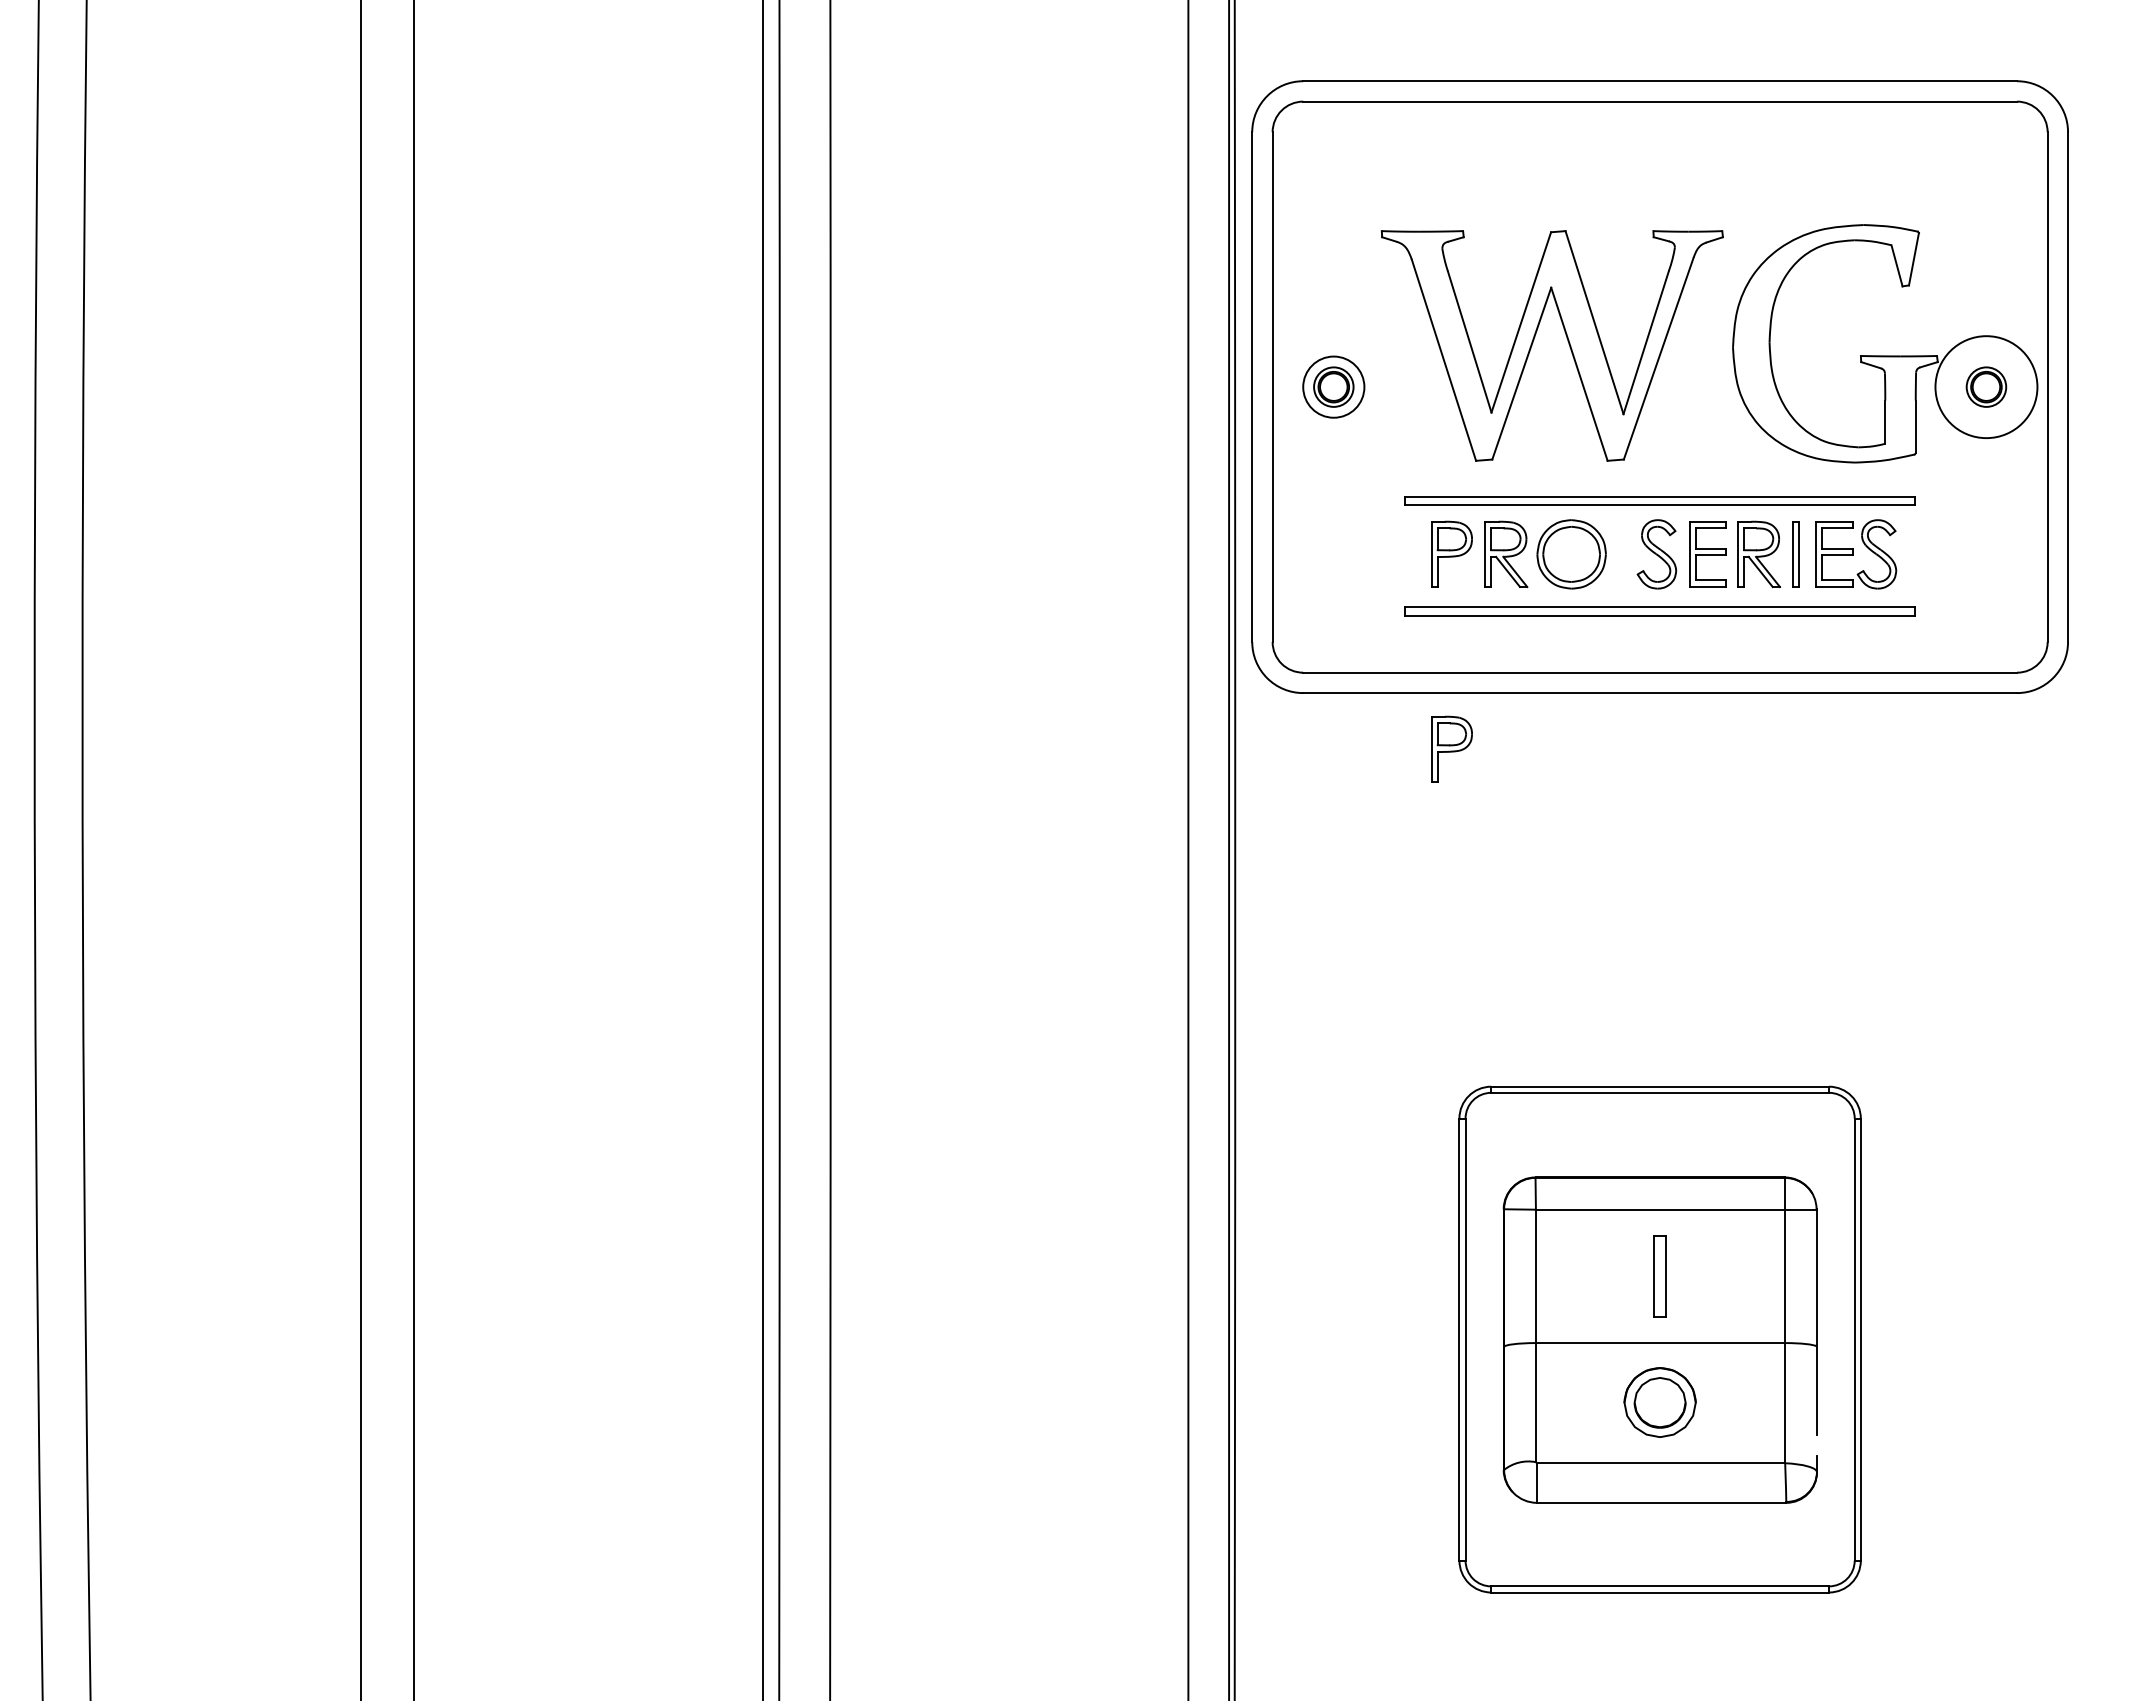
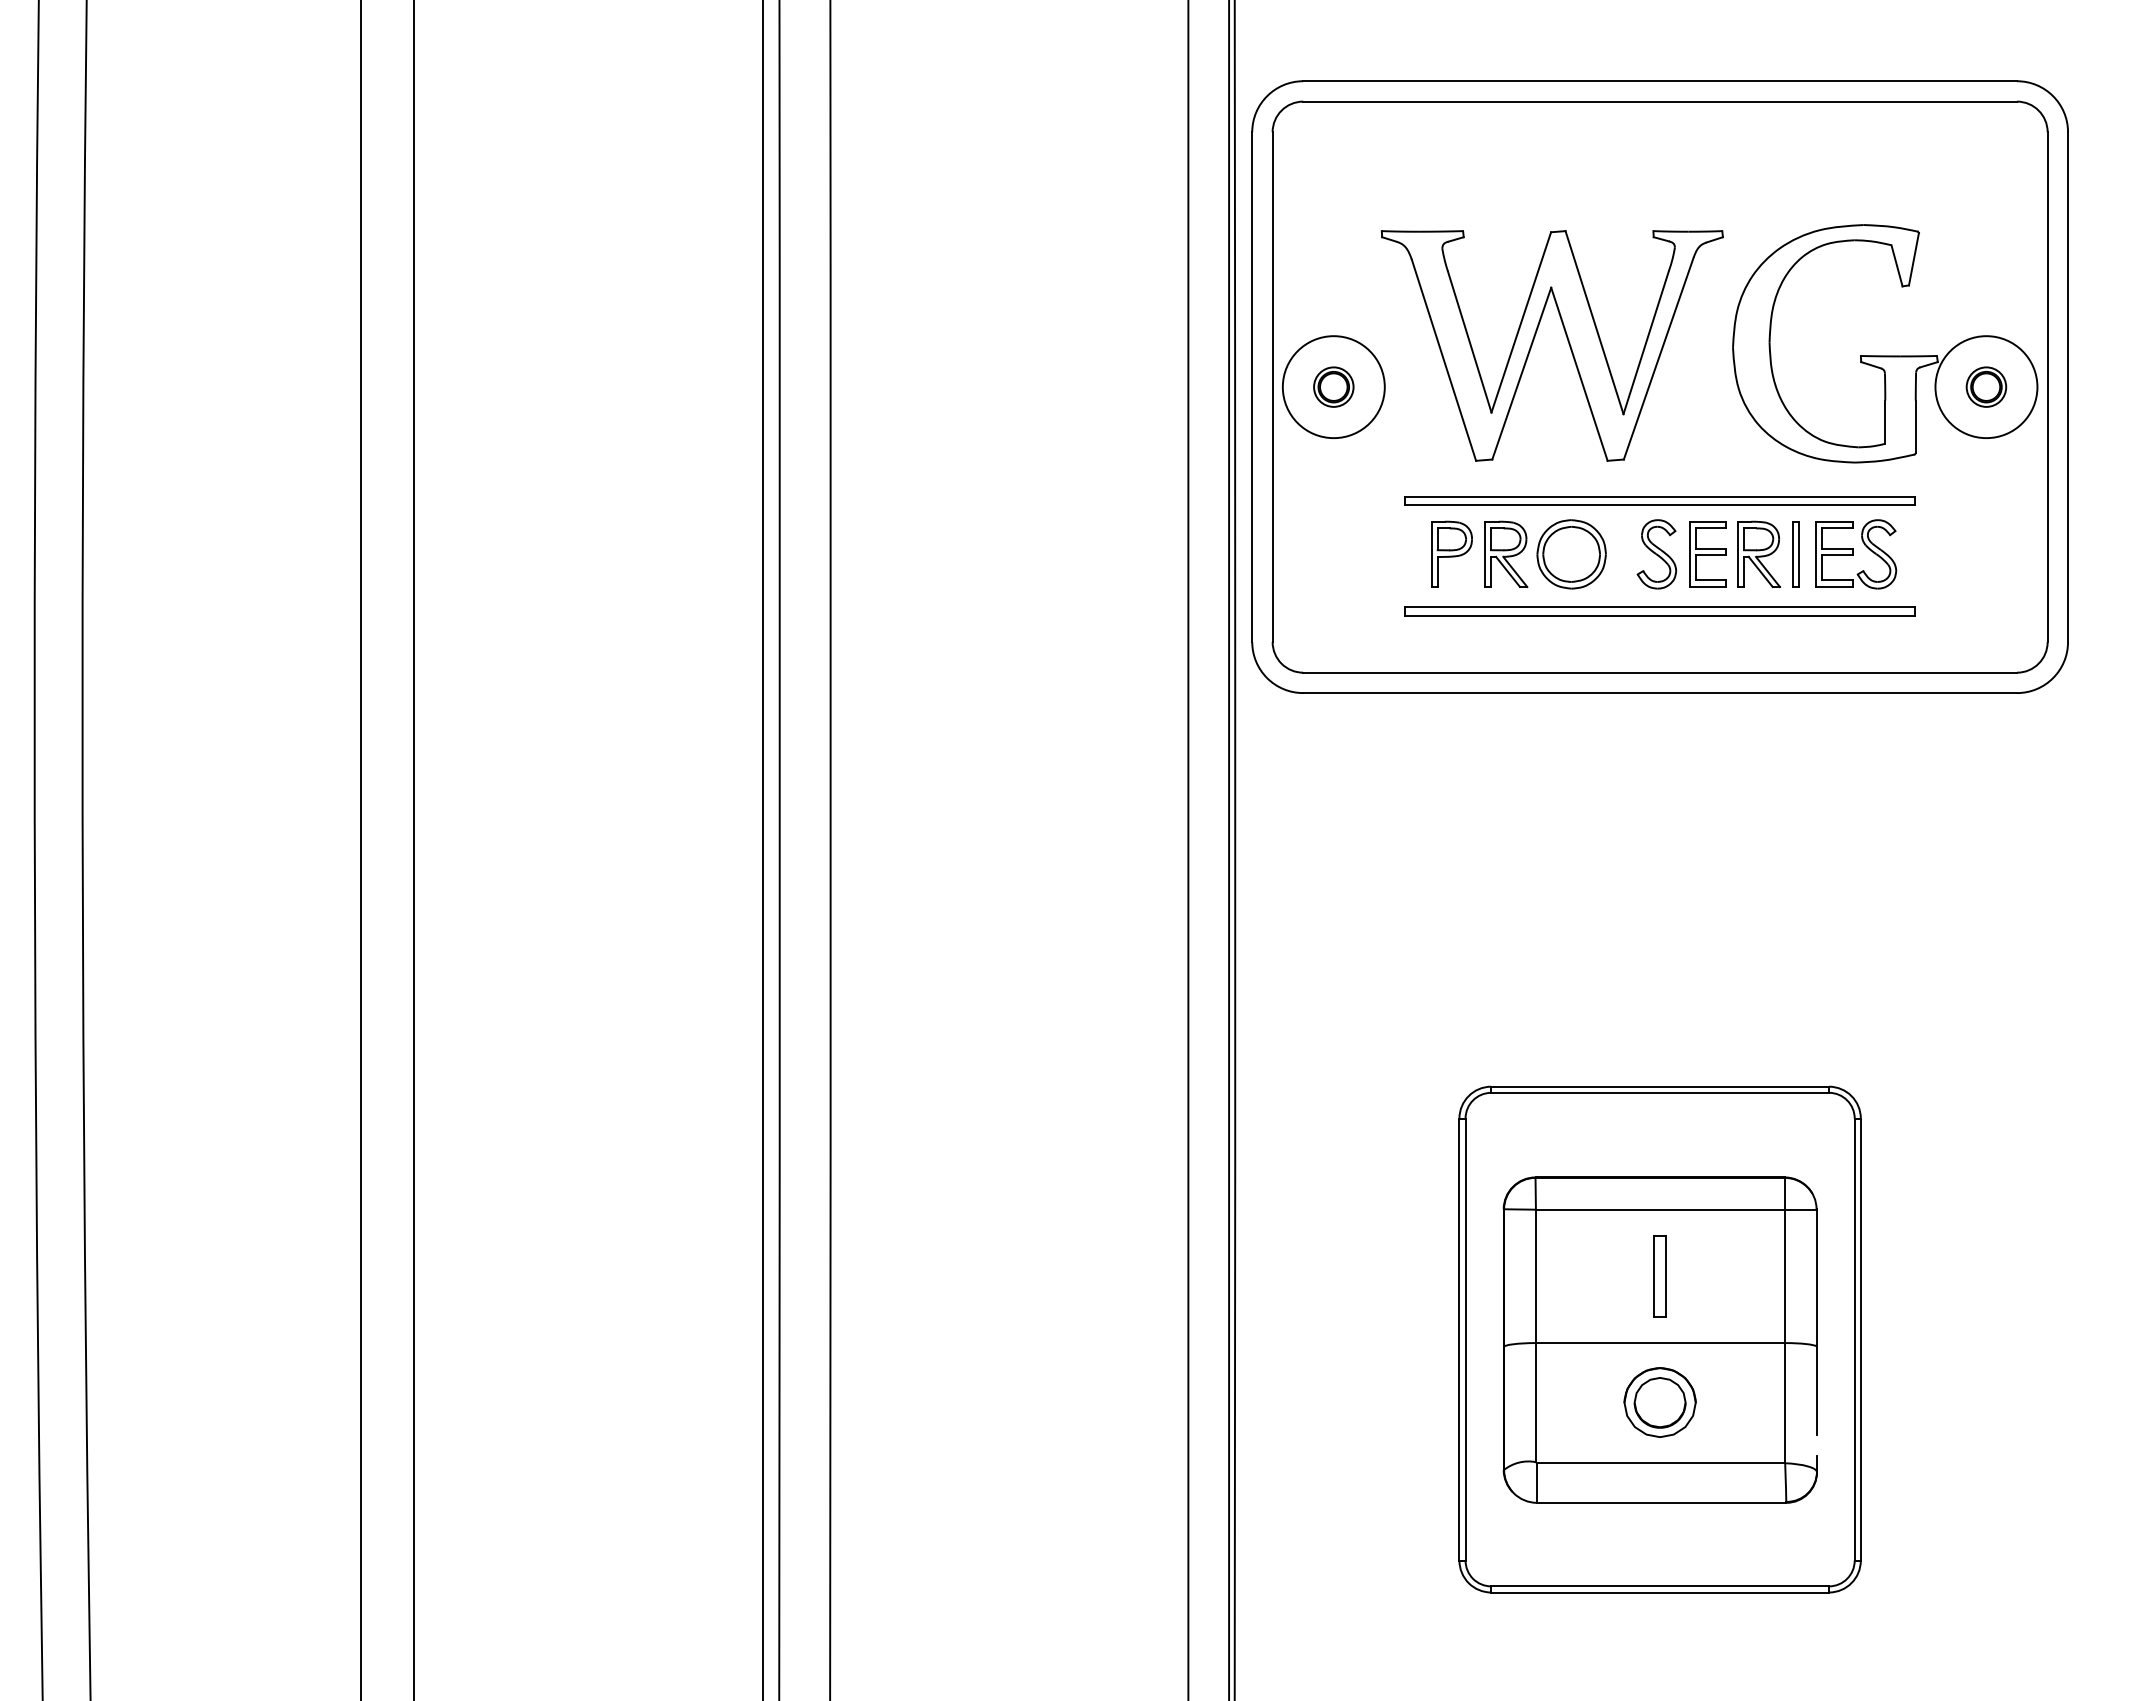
circle diameter: 61 px -> 102 px (1333, 387)
part: present -> none (1451, 748)
